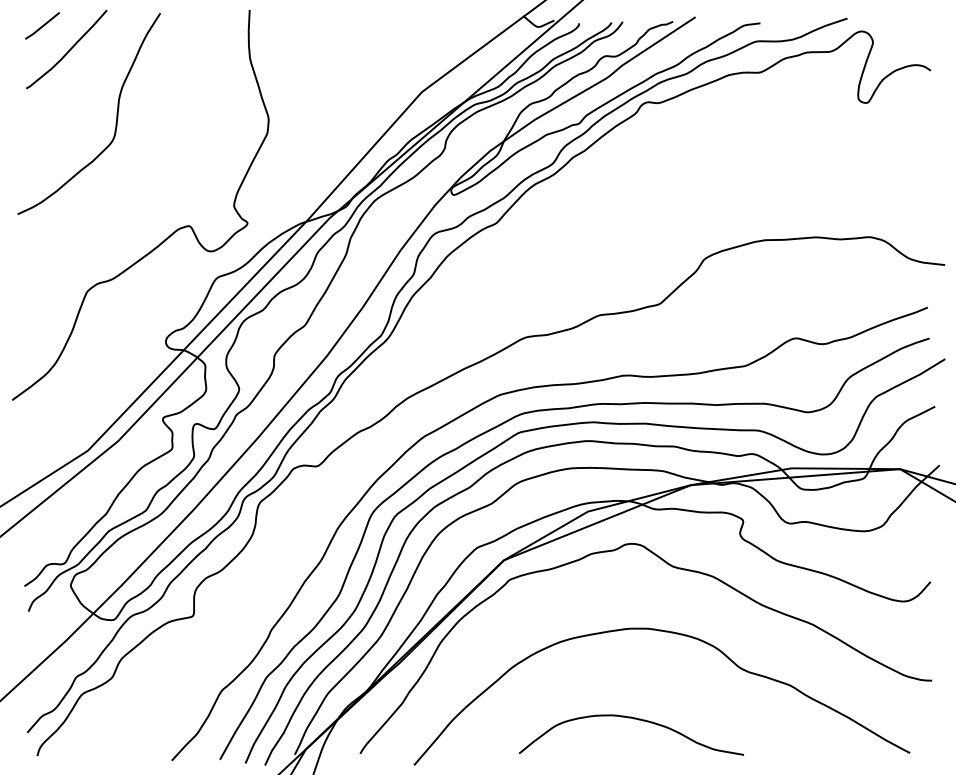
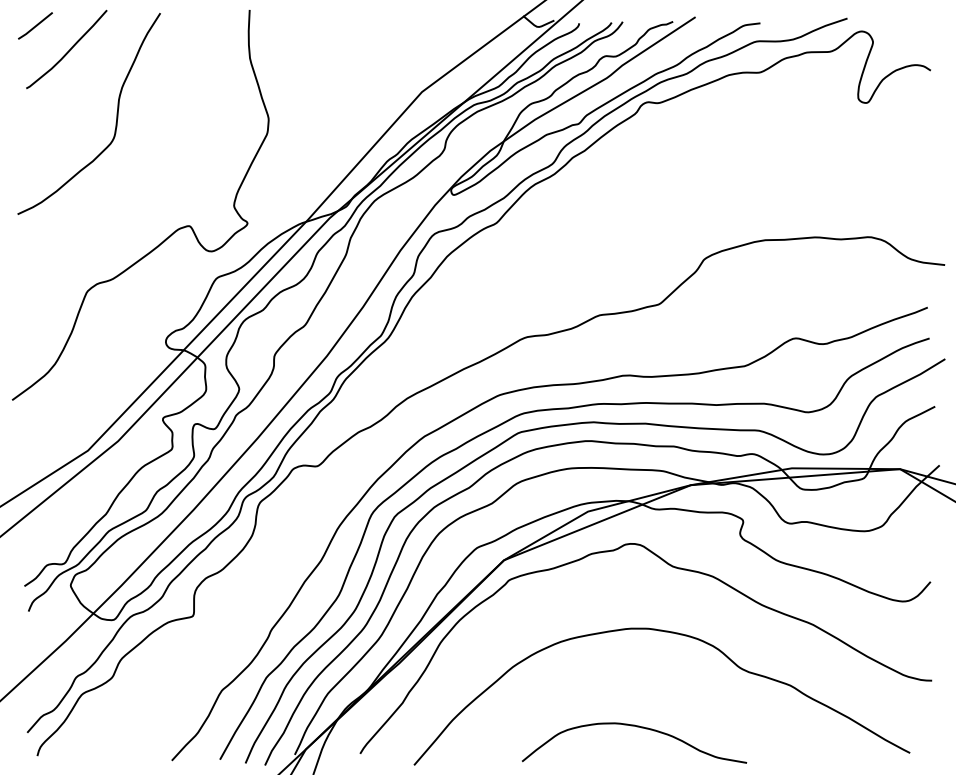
line position: (42, 25) -> (35, 25) (35, 25)
curve position: (634, 719) -> (637, 727) (637, 727)
